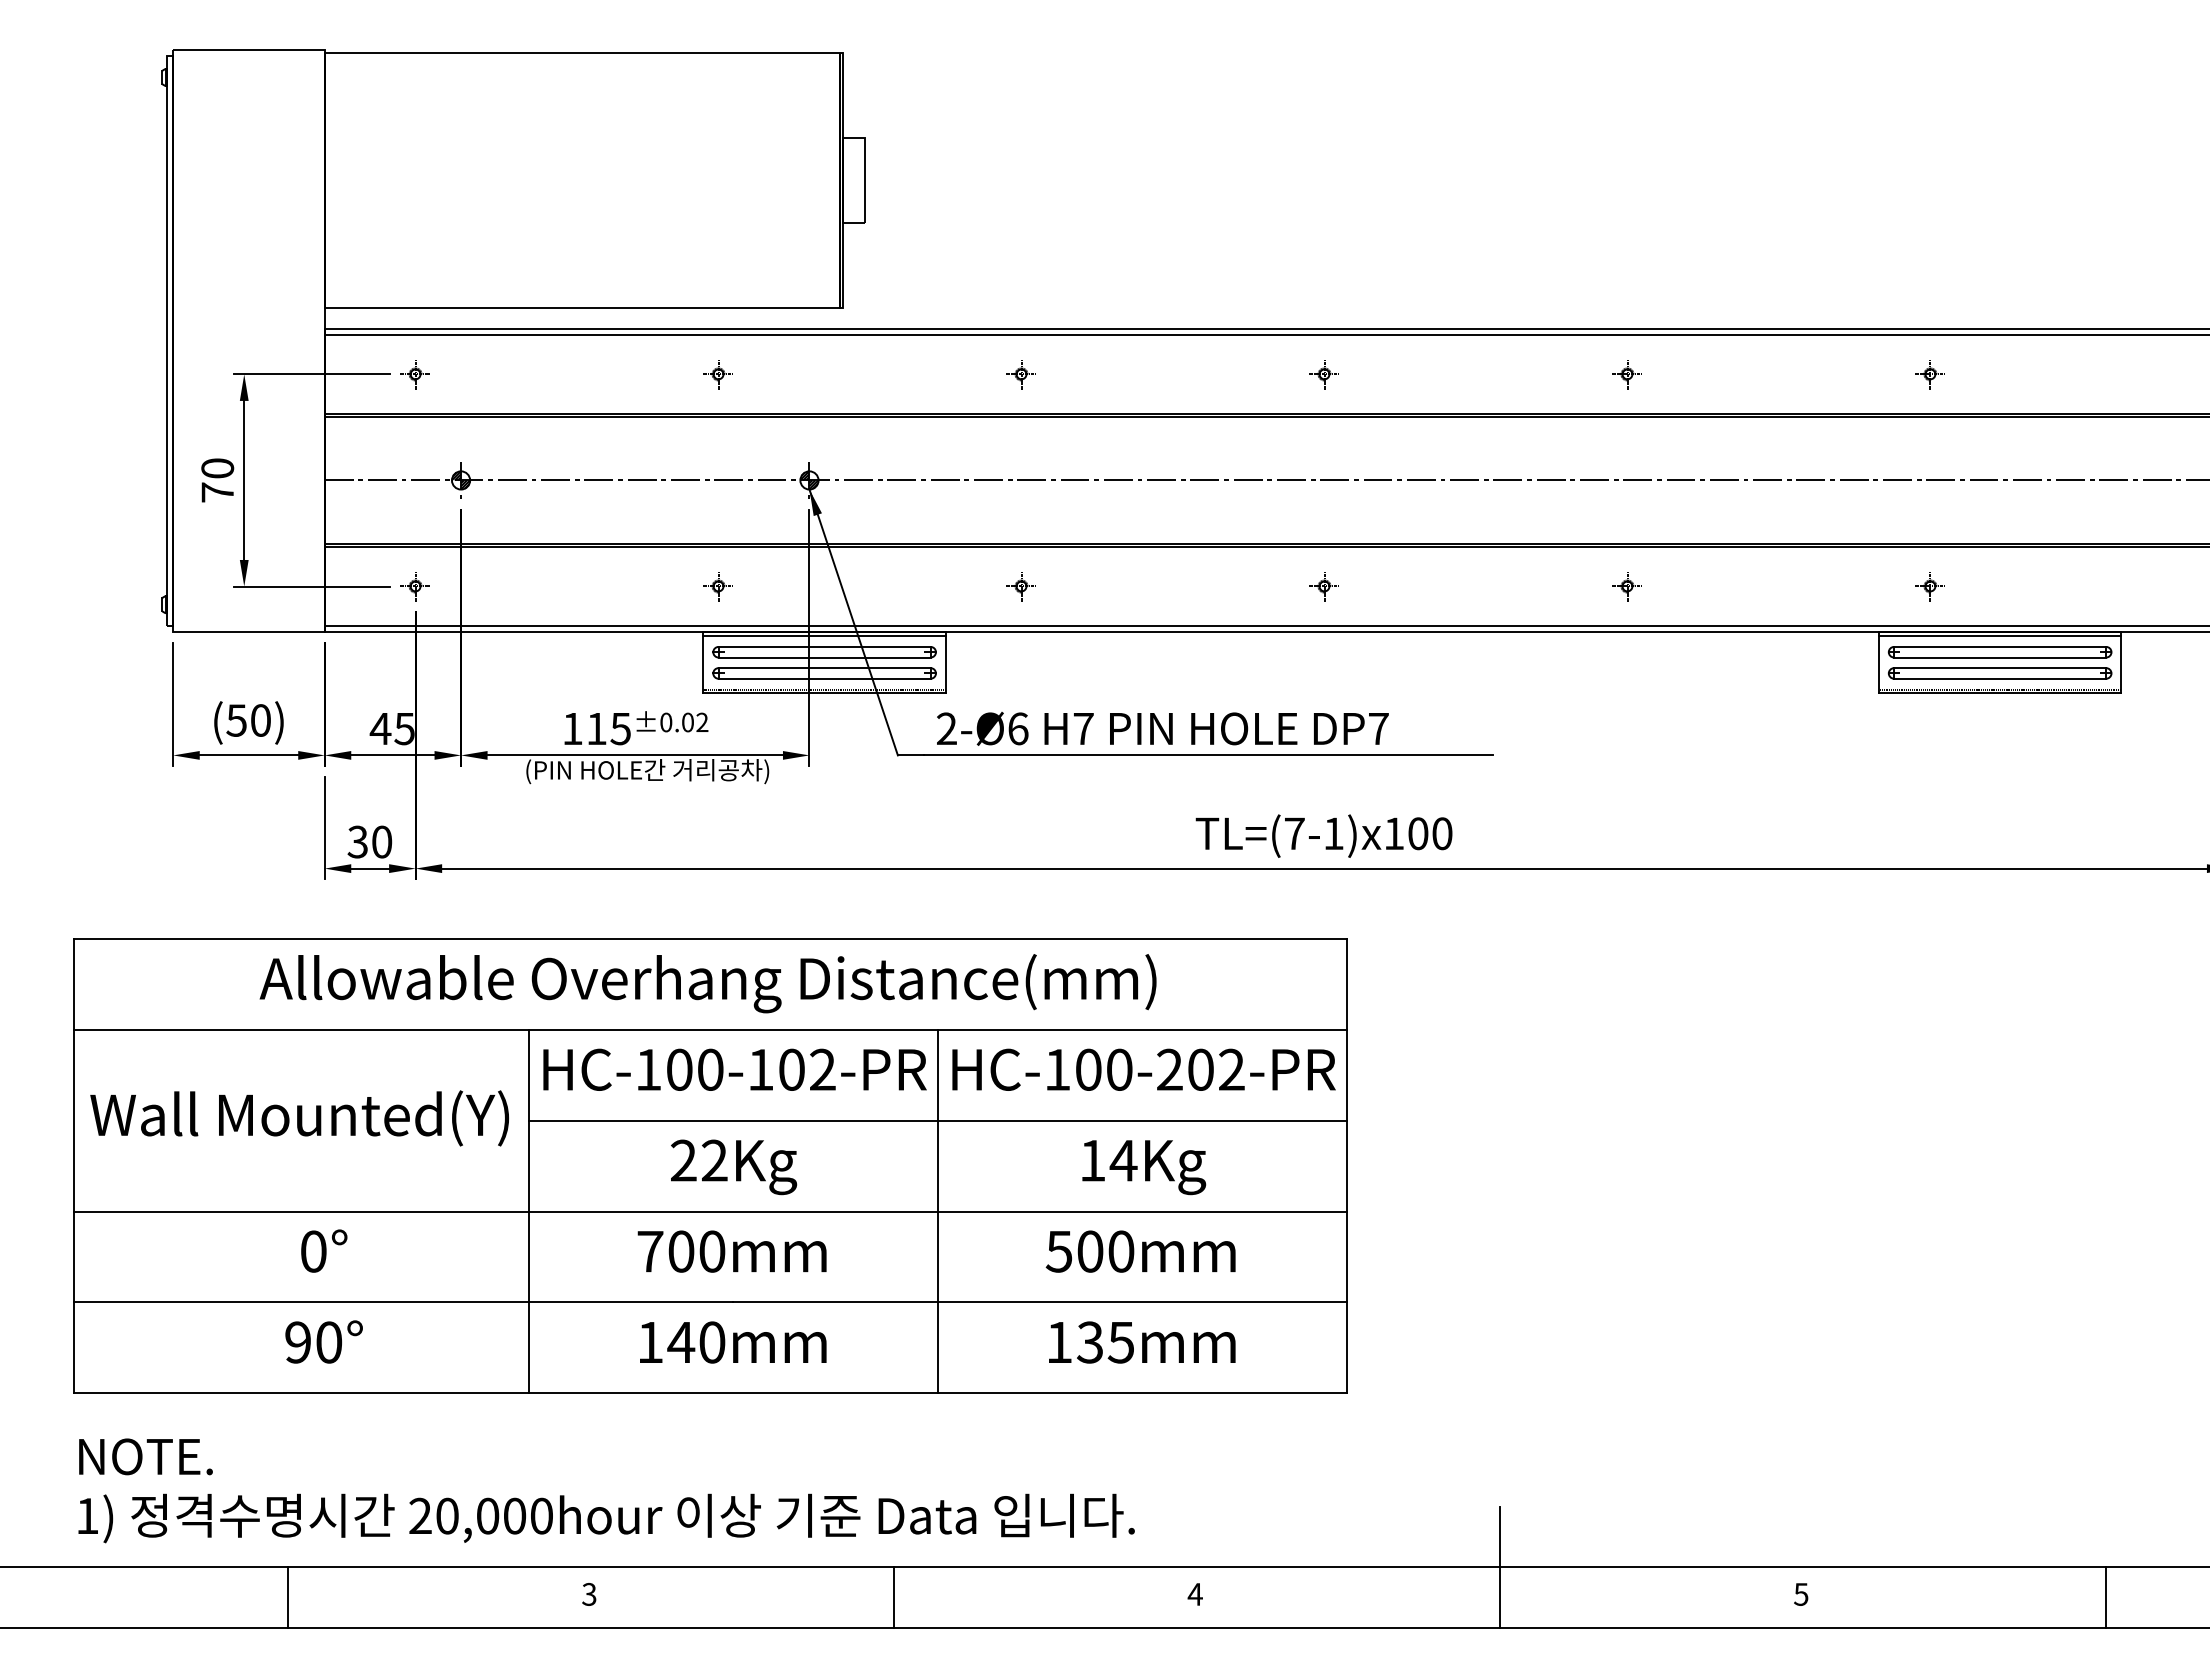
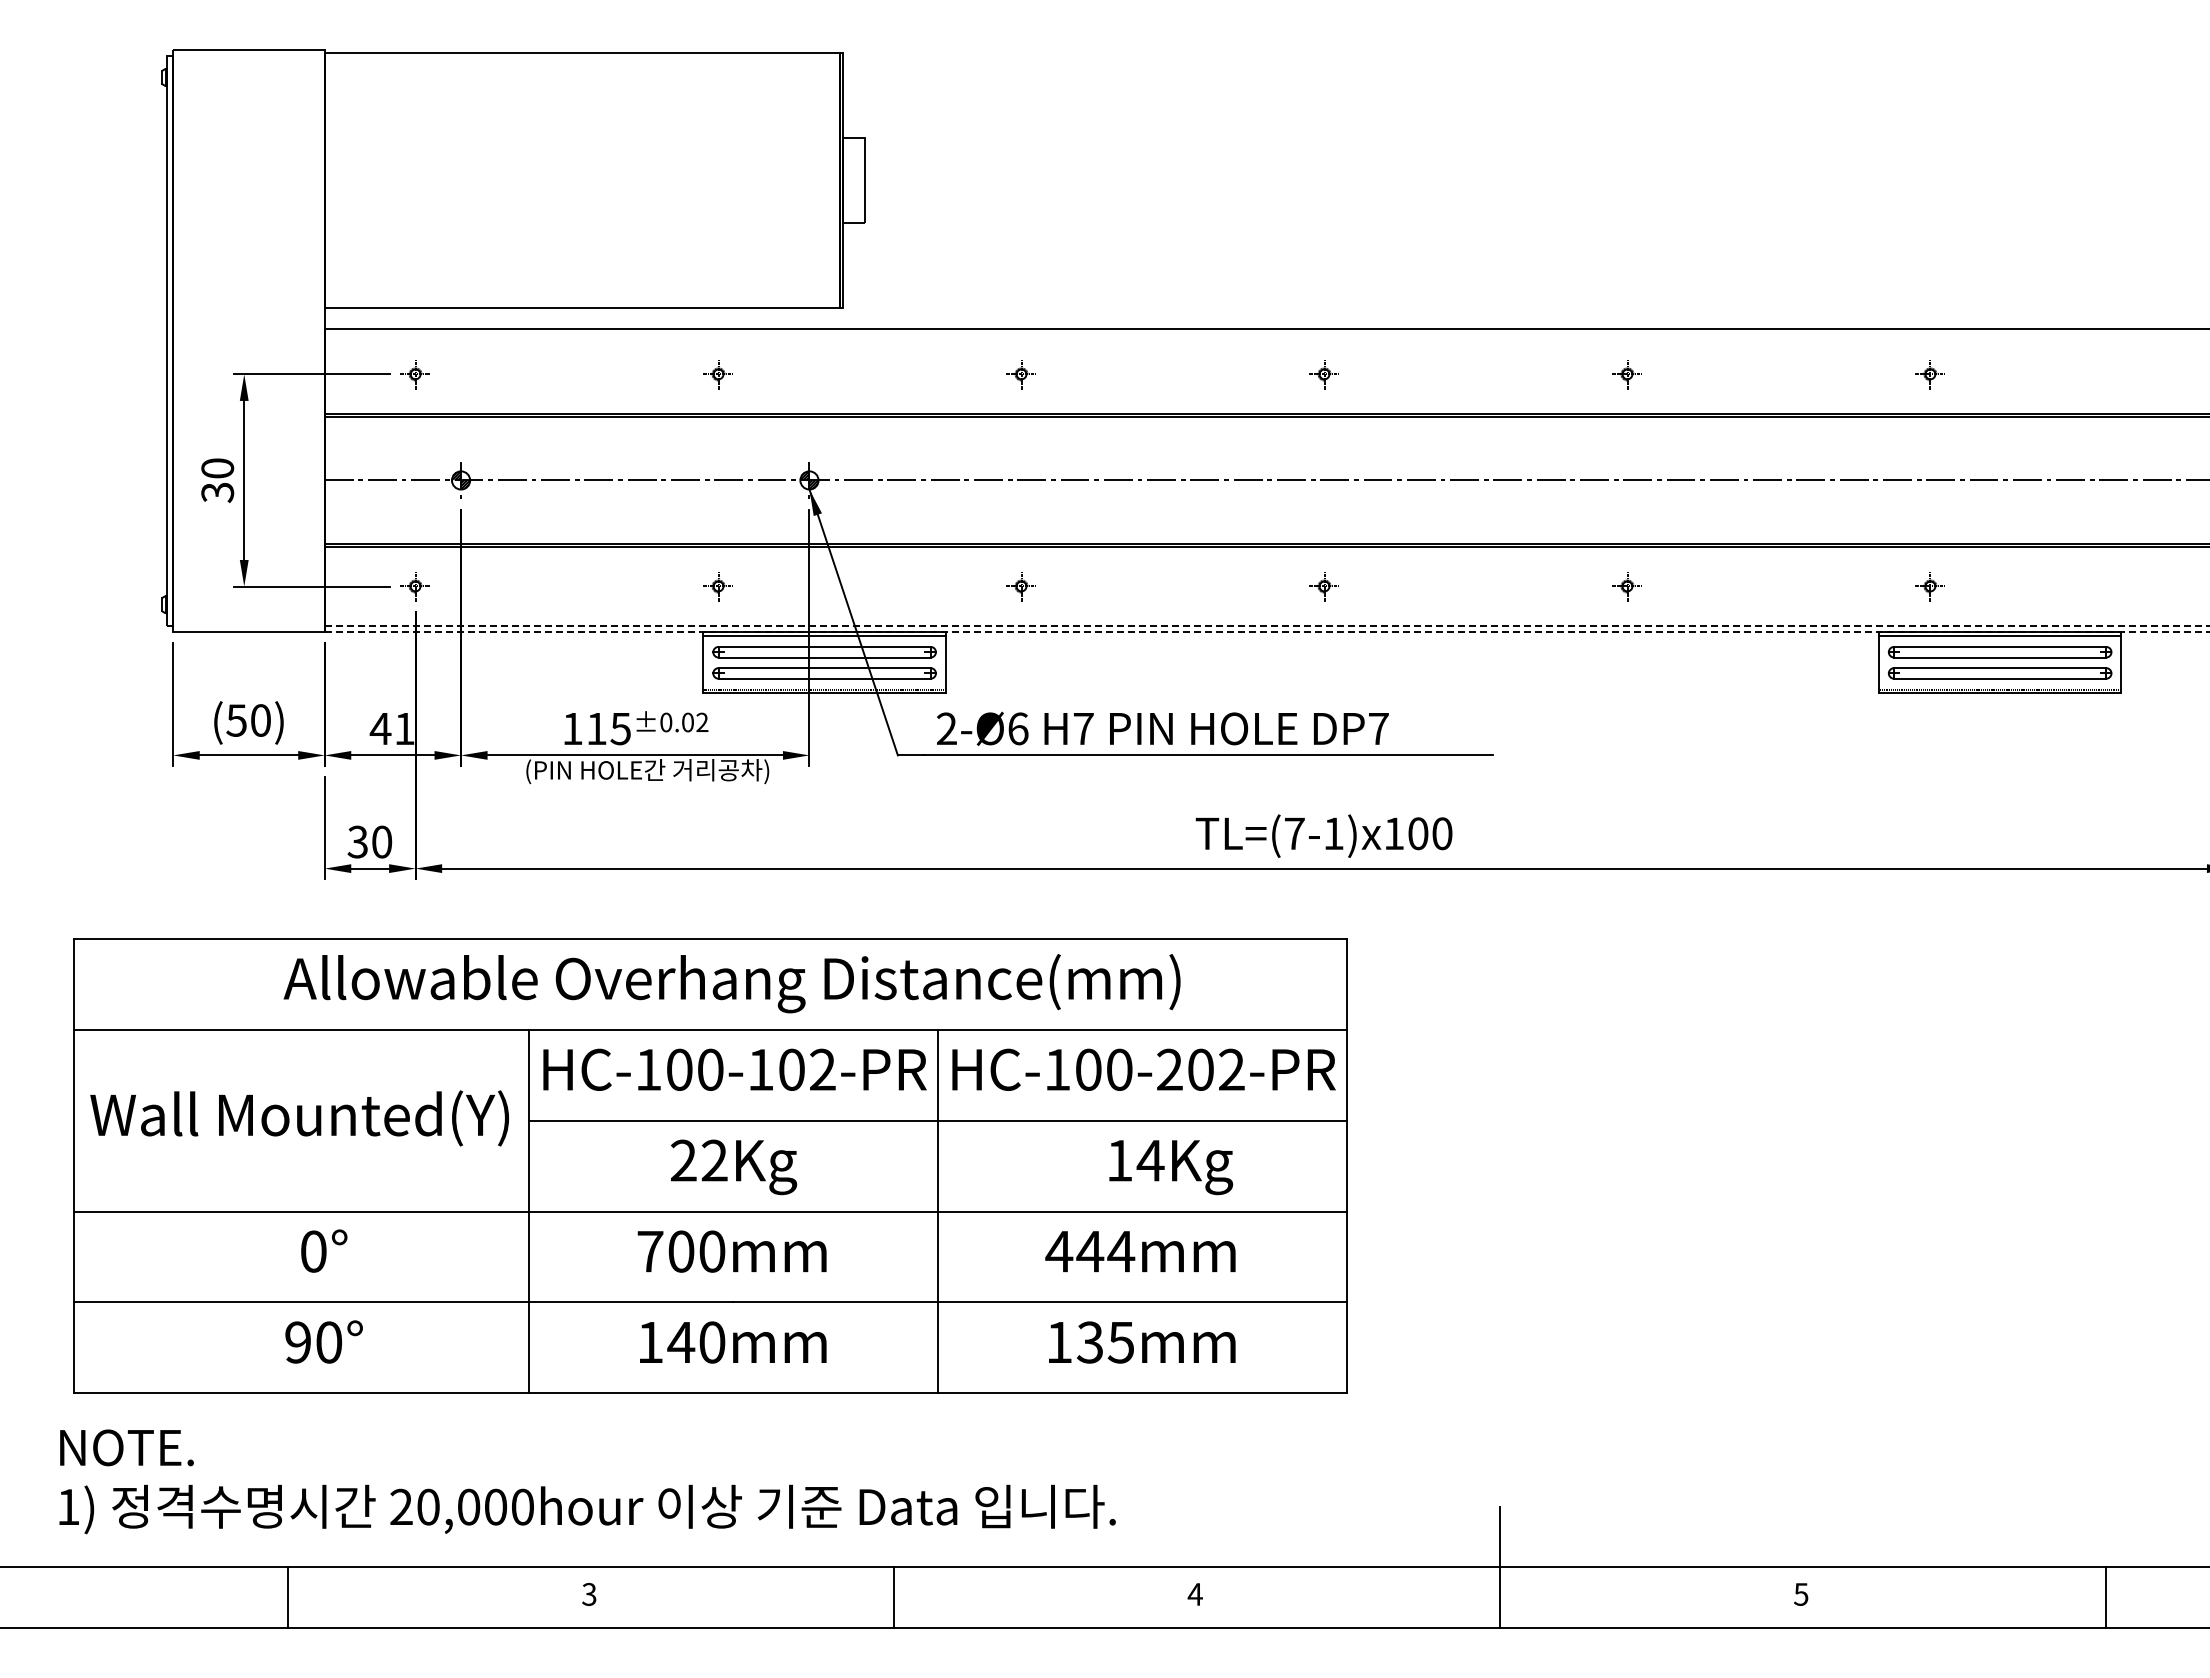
line: present -> none (1265, 335)
text: 70 -> 30 (217, 492)
line: solid -> dashed (1267, 625)
line: solid -> dashed (1267, 631)
text: 45 -> 41 (404, 729)
text position: (707, 983) -> (731, 983) (731, 983)
text position: (1144, 1167) -> (1171, 1167) (1171, 1167)
text: 500mm -> 444mm (1090, 1251)
text position: (606, 1490) -> (587, 1481) (587, 1481)
